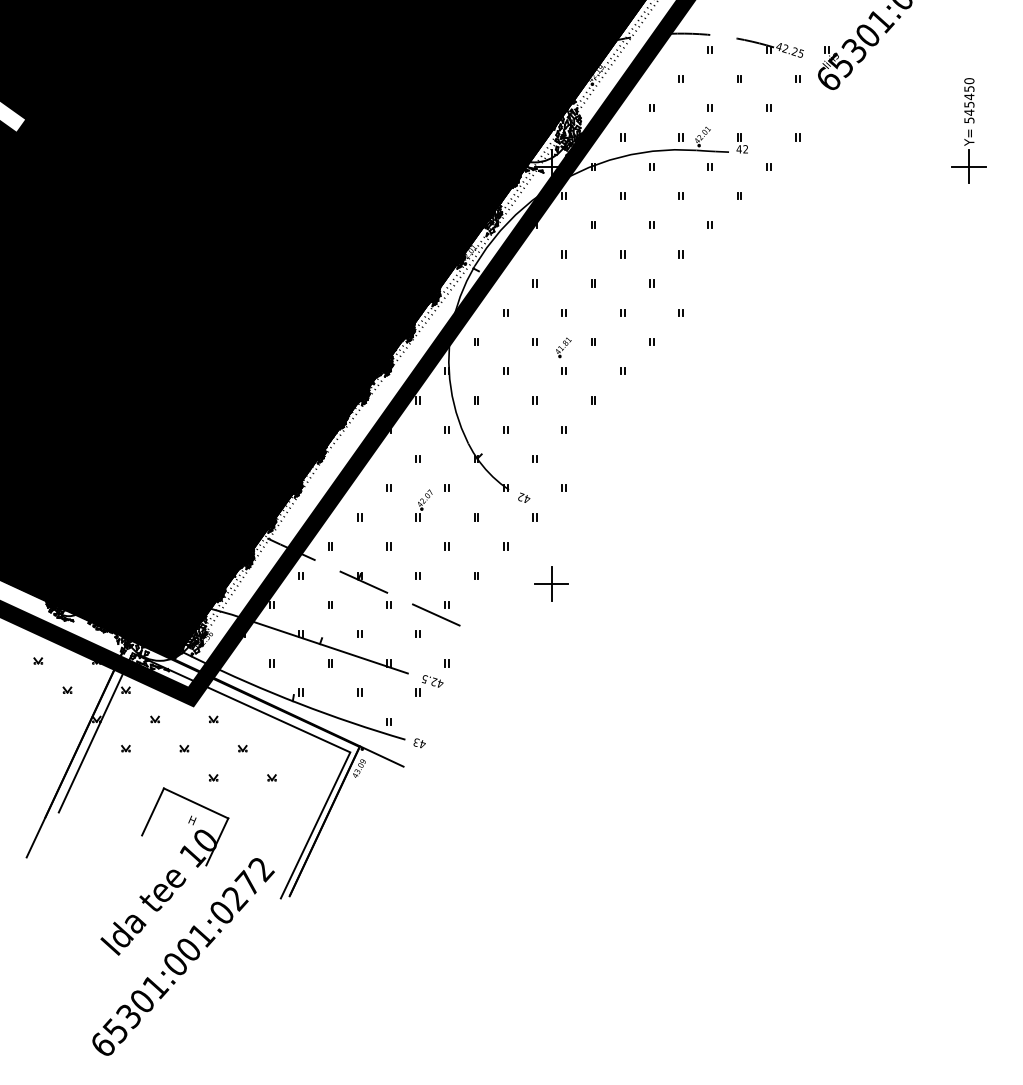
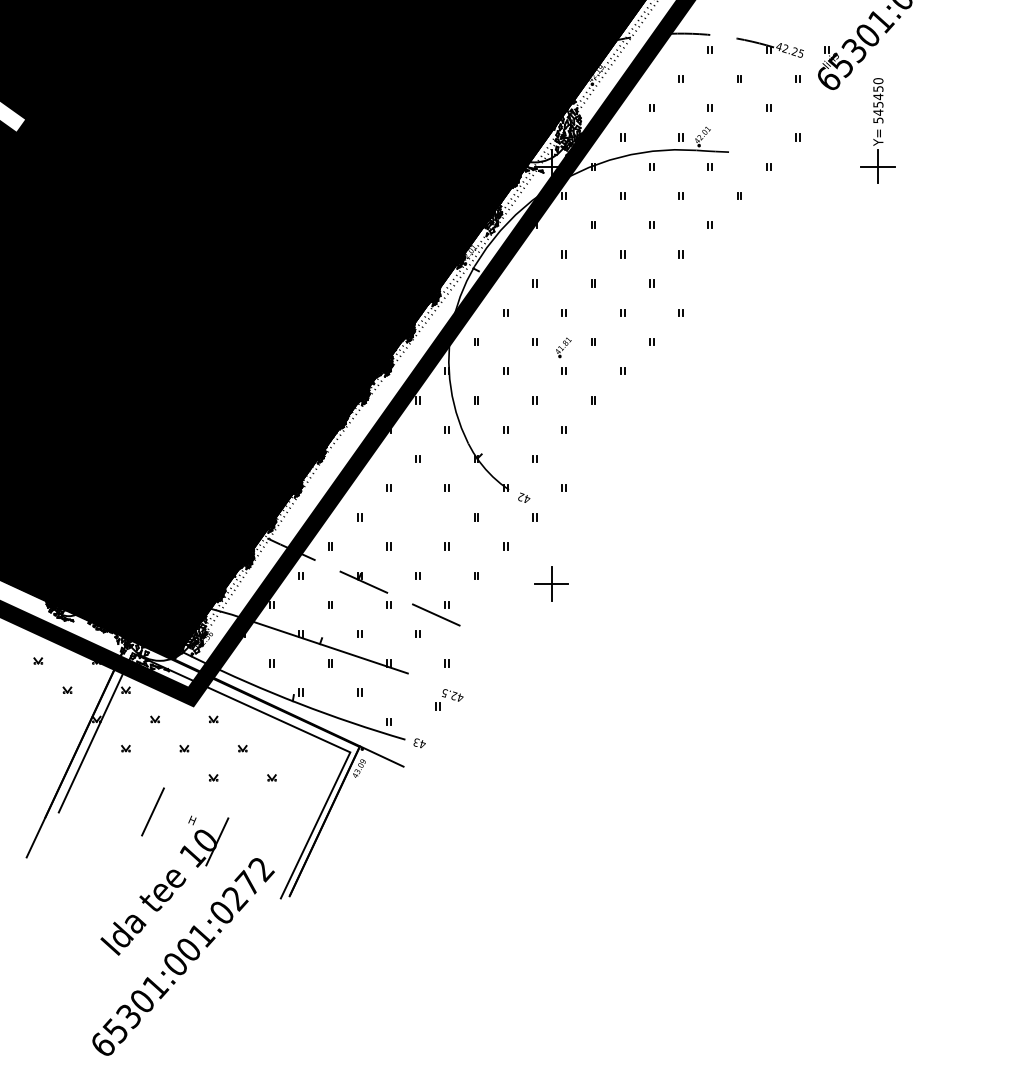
part position: (968, 130) -> (877, 130) (877, 130)
part: present -> none (741, 143)
part: present -> none (423, 505)
part position: (429, 685) -> (449, 699) (449, 699)
line: present -> none (195, 803)
